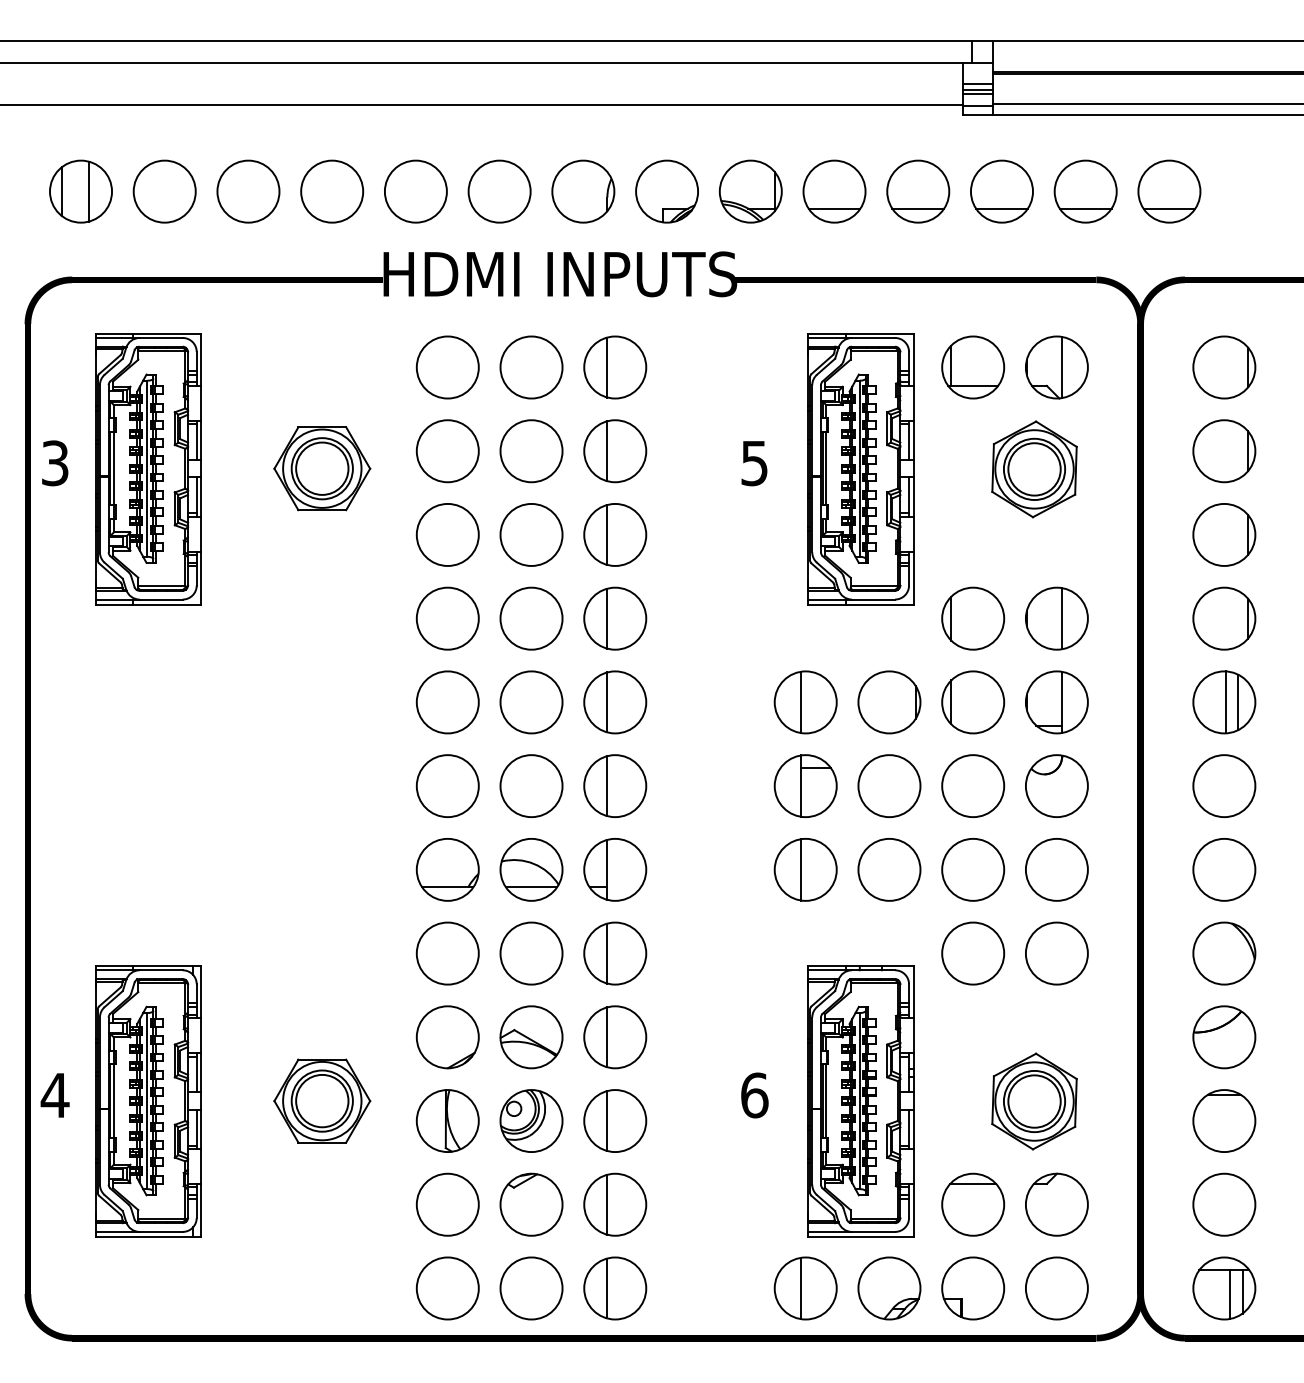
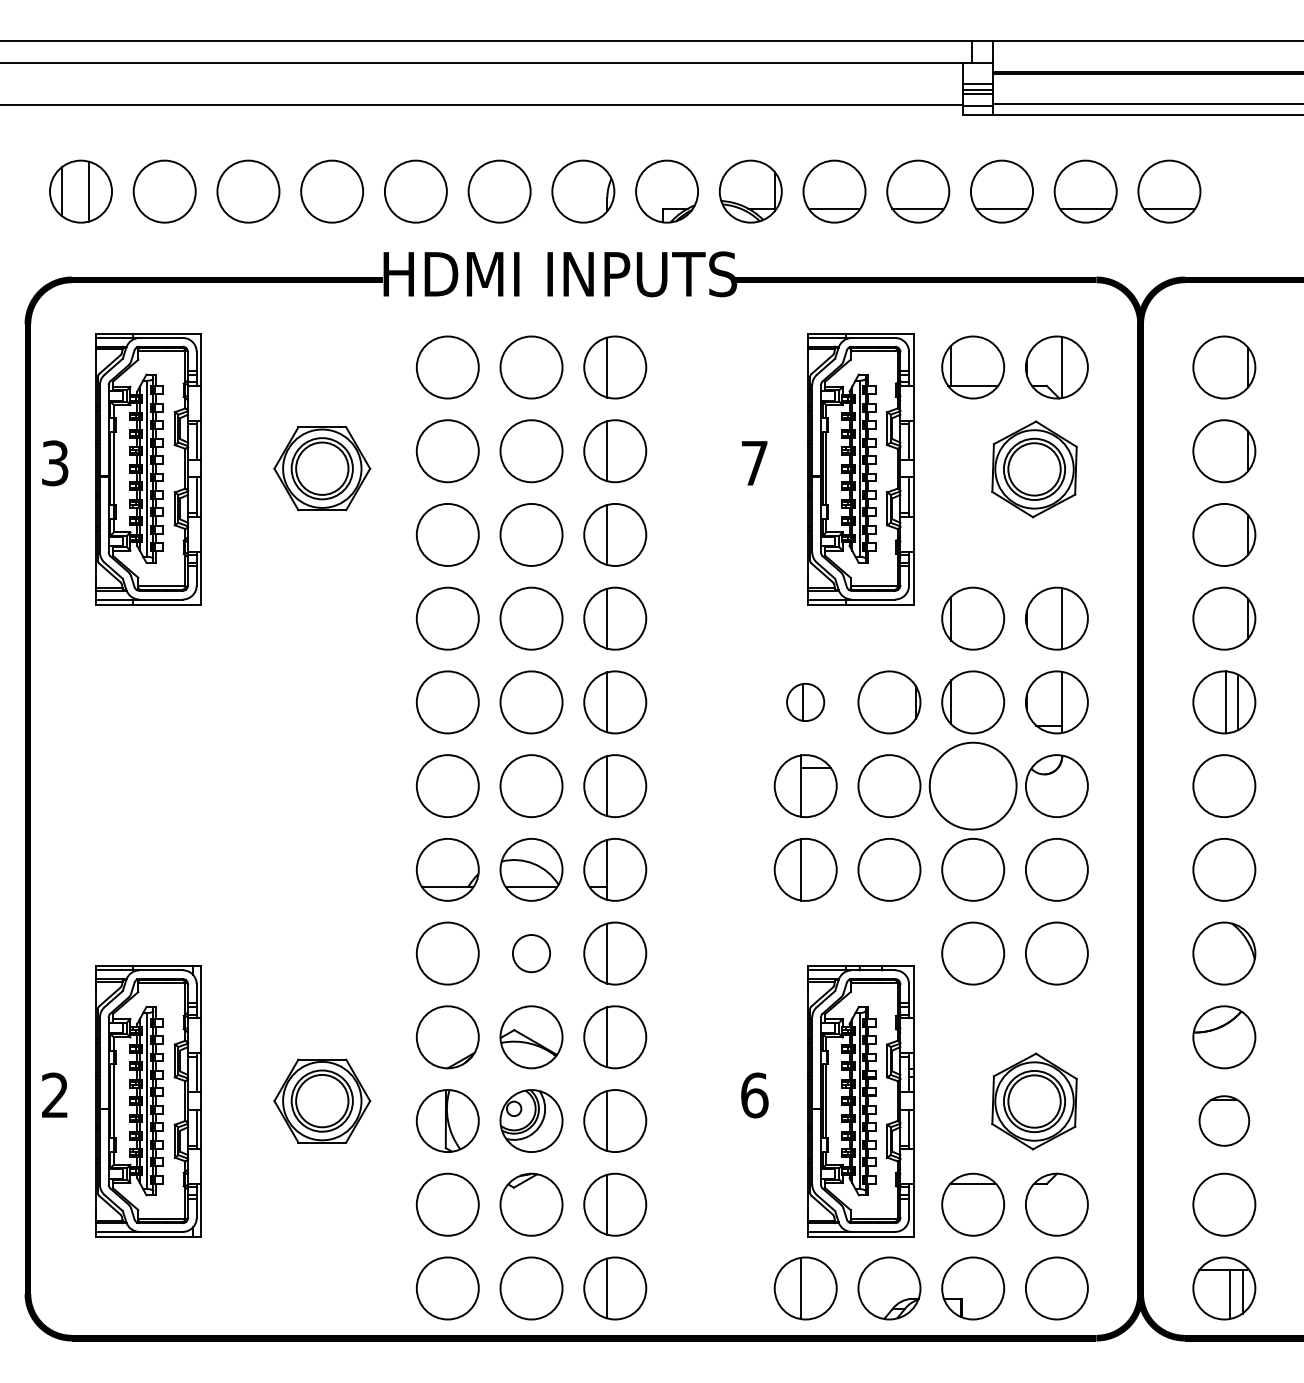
text: 5 -> 7 (754, 463)
part size: 65x65 px -> 40x39 px (805, 702)
circle diameter: 62 px -> 87 px (972, 785)
circle diameter: 62 px -> 37 px (531, 953)
text: 4 -> 2 (54, 1094)
part size: 65x64 px -> 53x52 px (1224, 1120)
